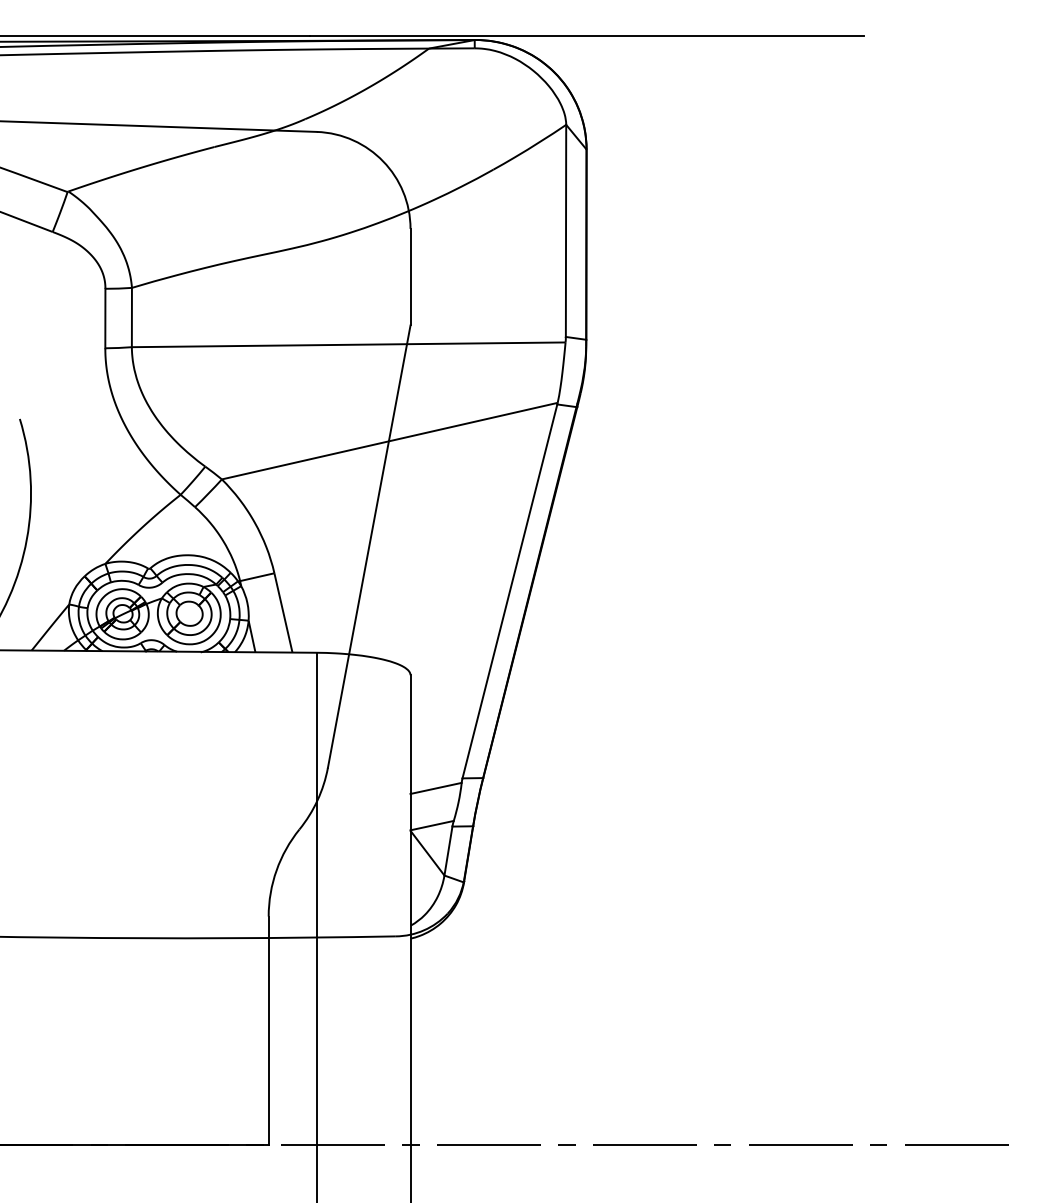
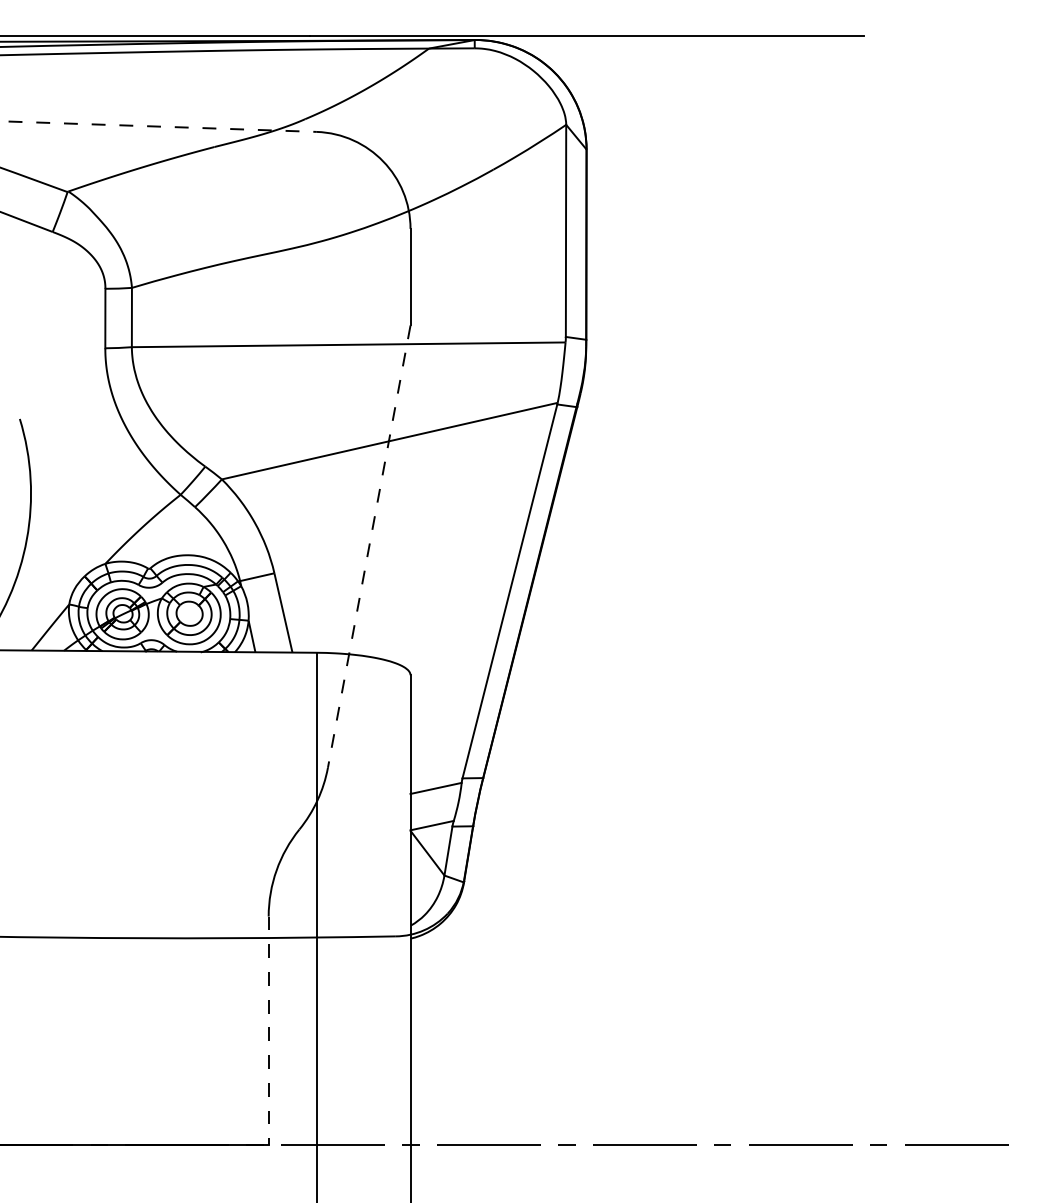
line: solid -> dashed (159, 126)
line: solid -> dashed (369, 546)
line: solid -> dashed (268, 1031)
